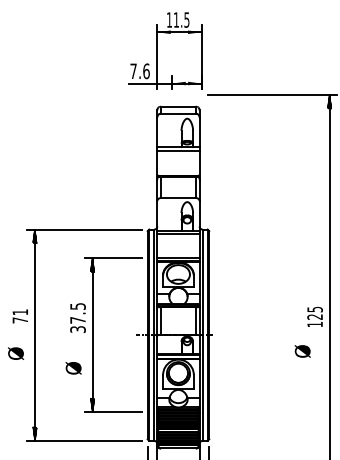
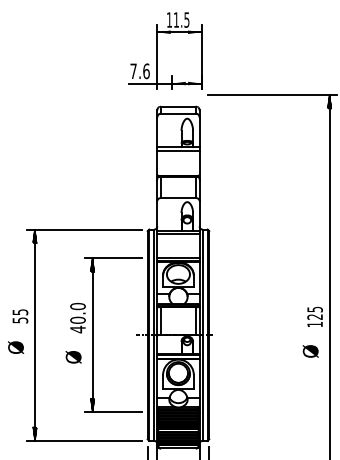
text: 71 -> 55 (20, 316)
text: 37.5 -> 40.0 (77, 317)
text position: (302, 351) -> (310, 351) (310, 351)
text position: (16, 353) -> (16, 347) (16, 347)
text position: (73, 368) -> (73, 357) (73, 357)
